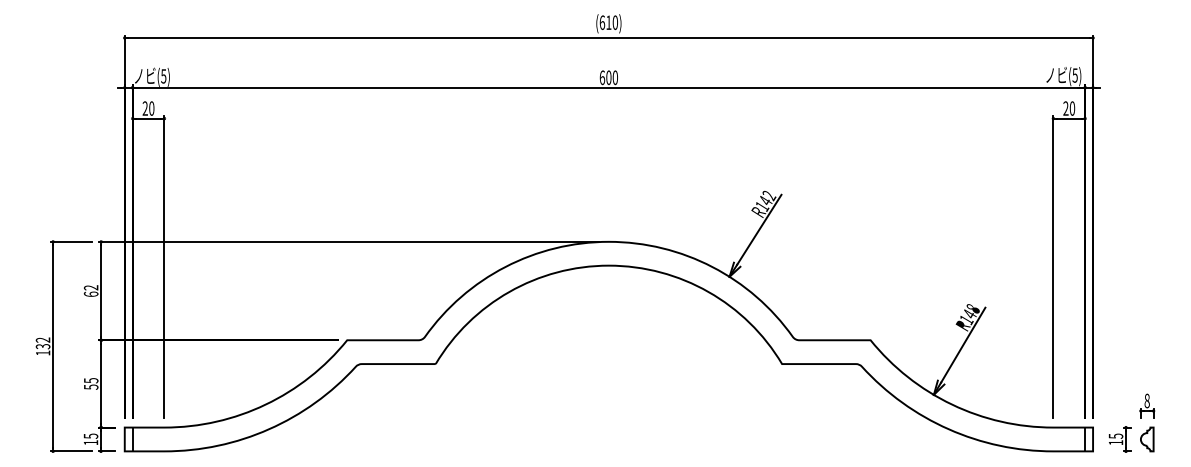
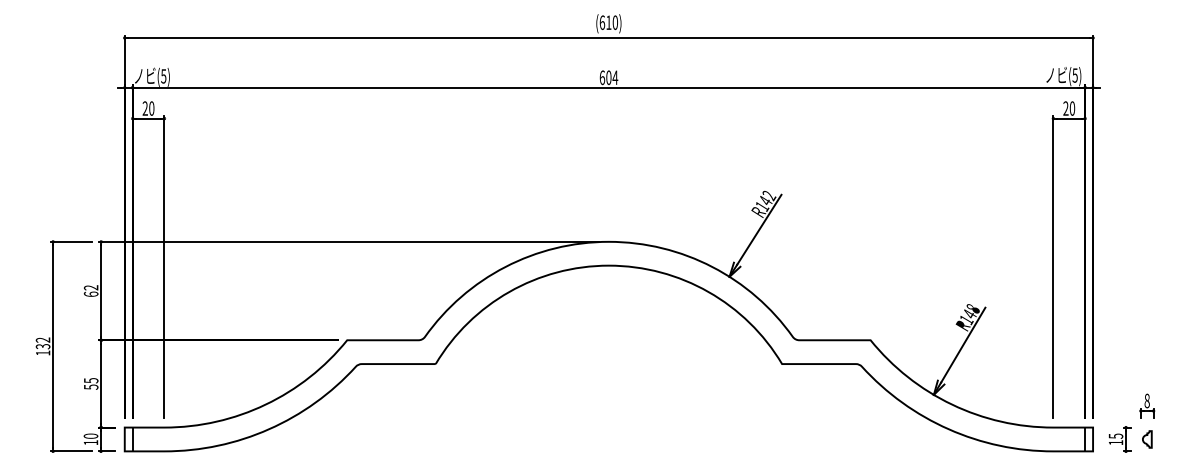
text: 600 -> 604 (615, 77)
text: 15 -> 10 (90, 435)
part size: 15x27 px -> 11x19 px (1147, 439)
